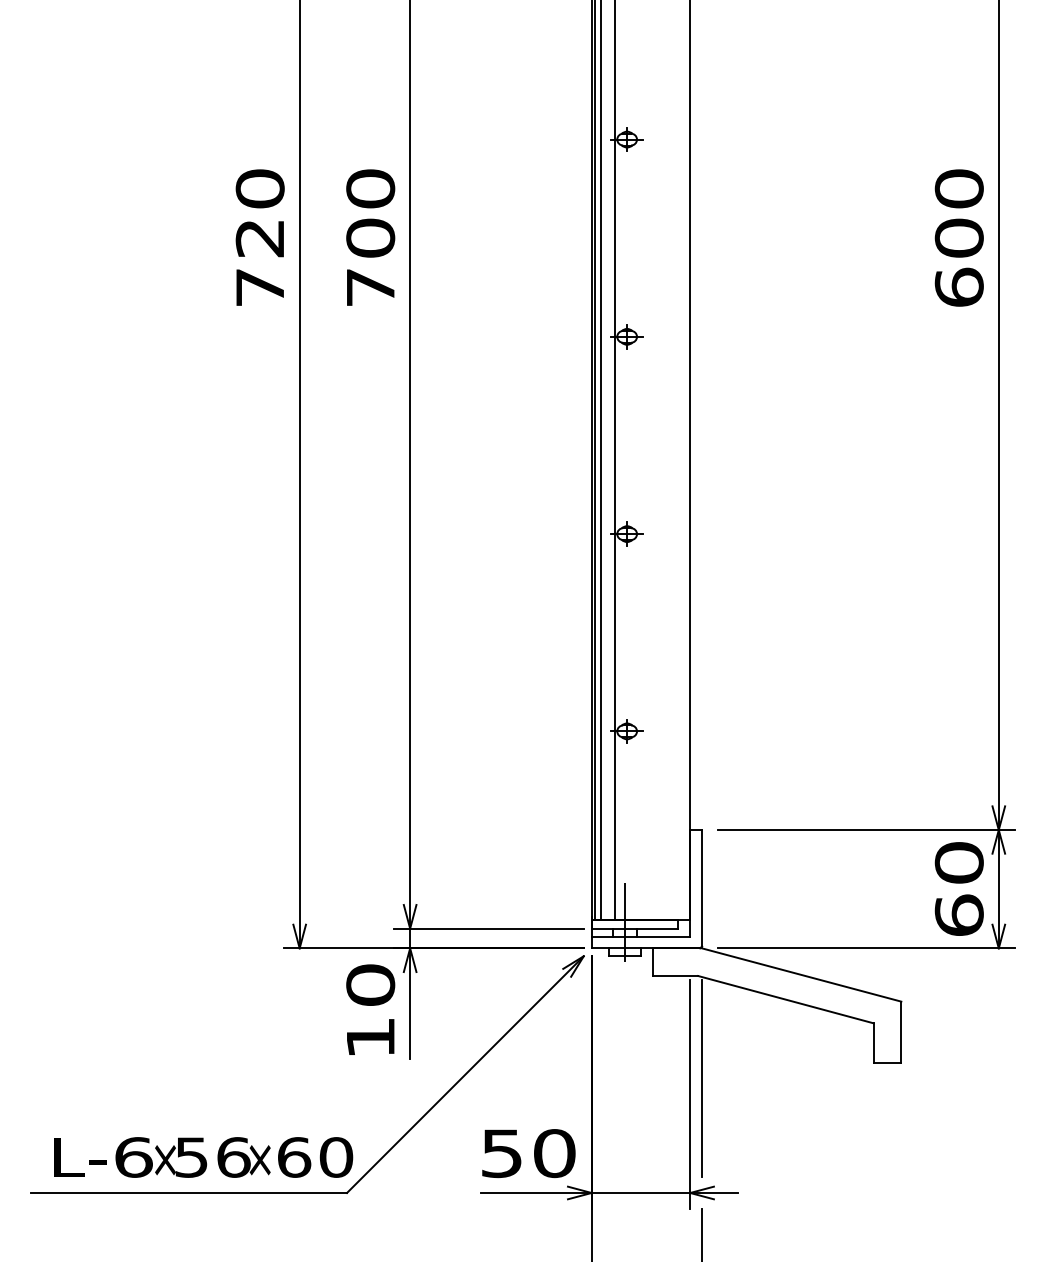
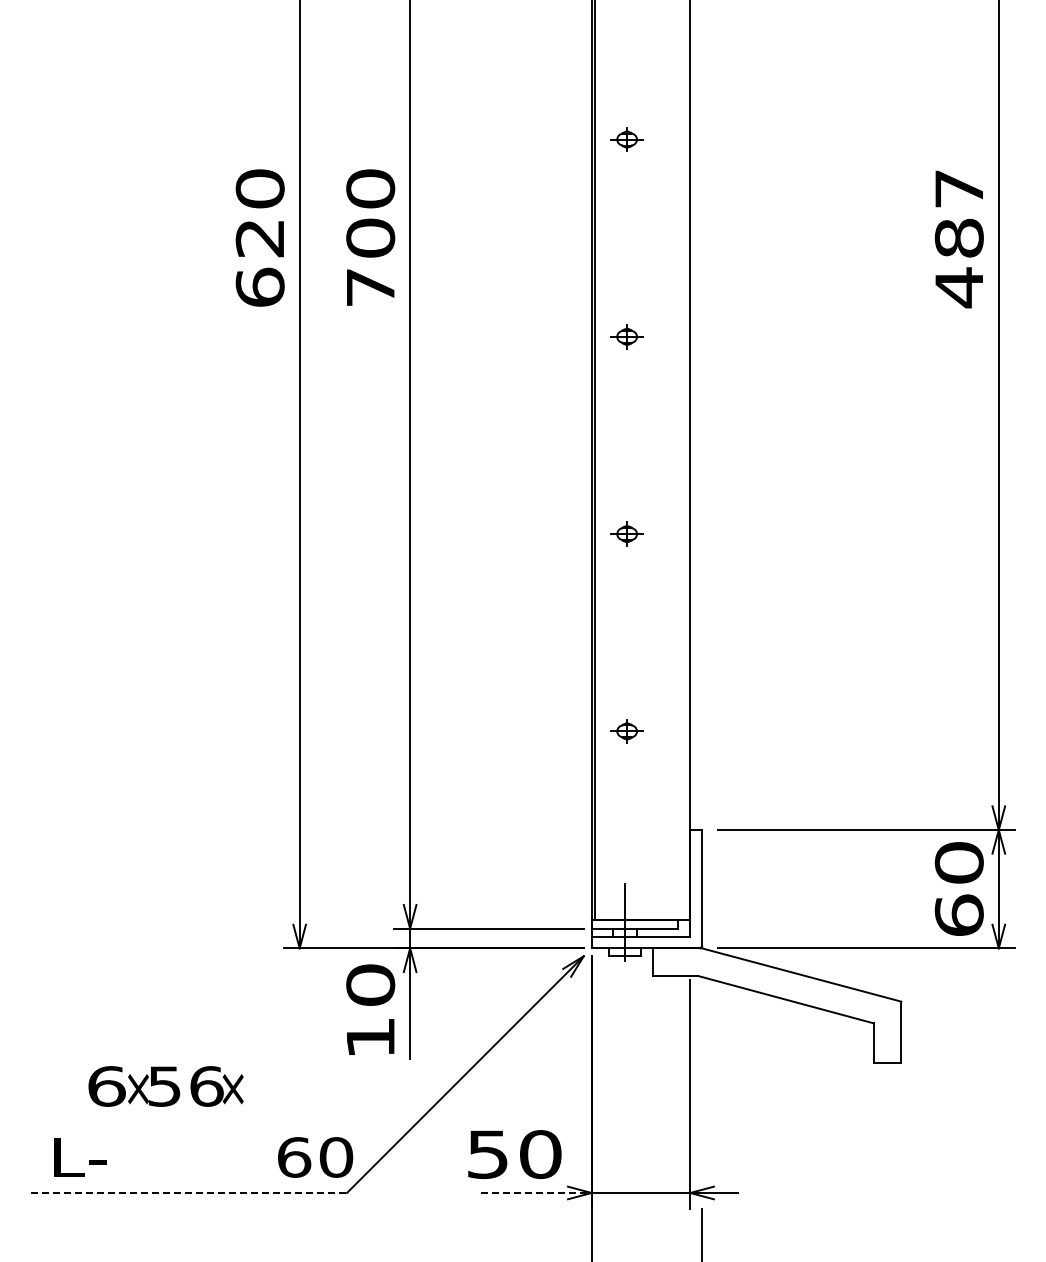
text: 600 -> 487 (958, 238)
text: 720 -> 620 (259, 286)
line: present -> none (600, 460)
line: present -> none (615, 460)
line: present -> none (702, 1078)
text position: (528, 1153) -> (514, 1154) (514, 1154)
text position: (192, 1157) -> (165, 1086) (165, 1086)
line: solid -> dashed (189, 1192)
line: solid -> dashed (536, 1192)
